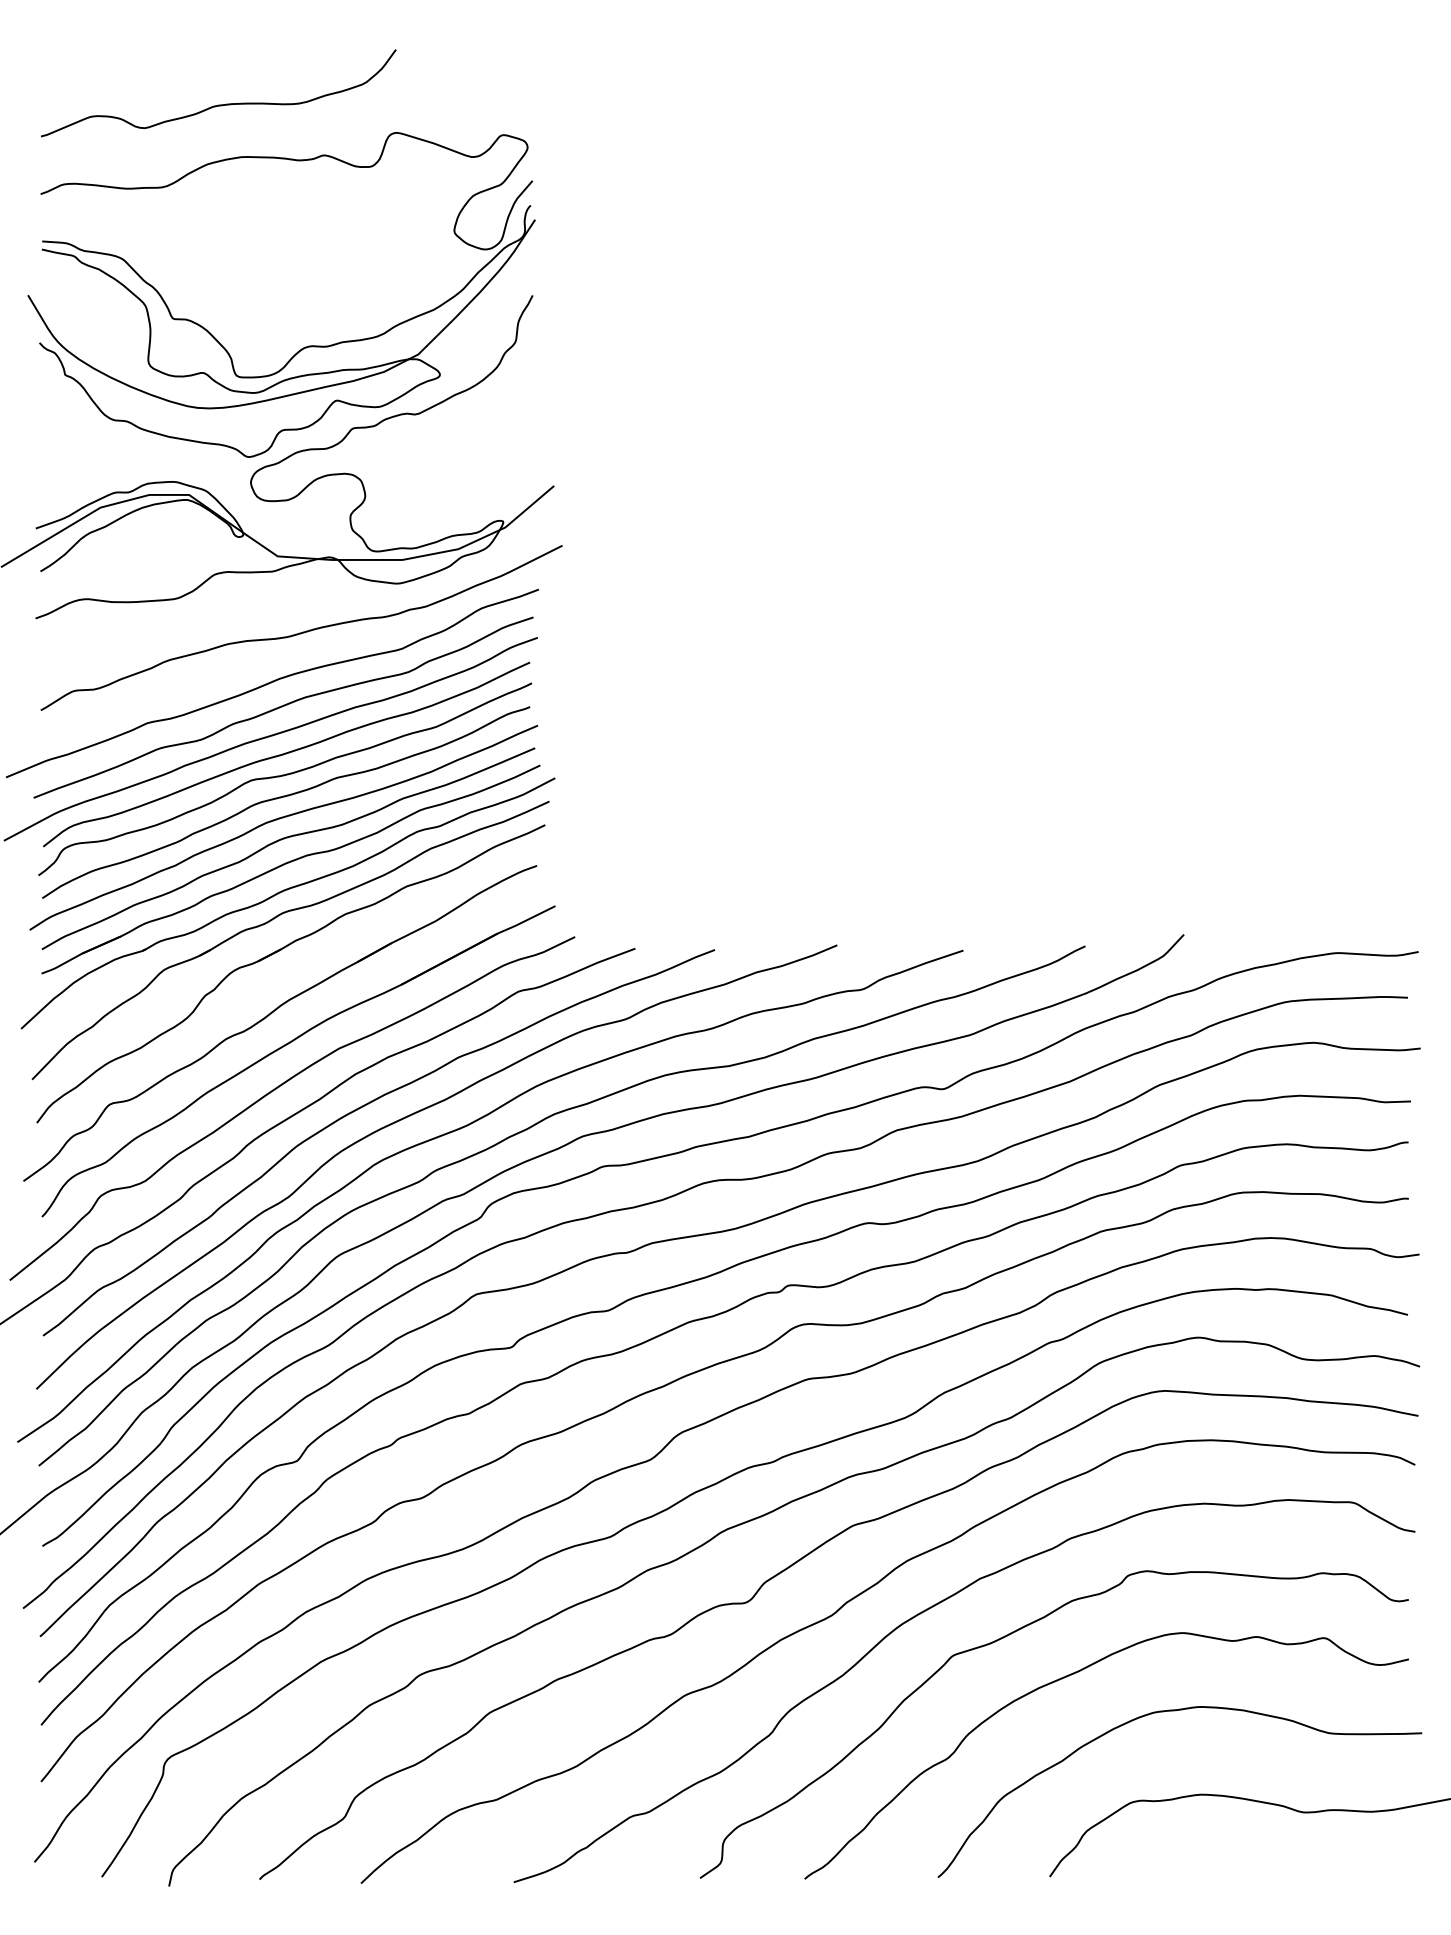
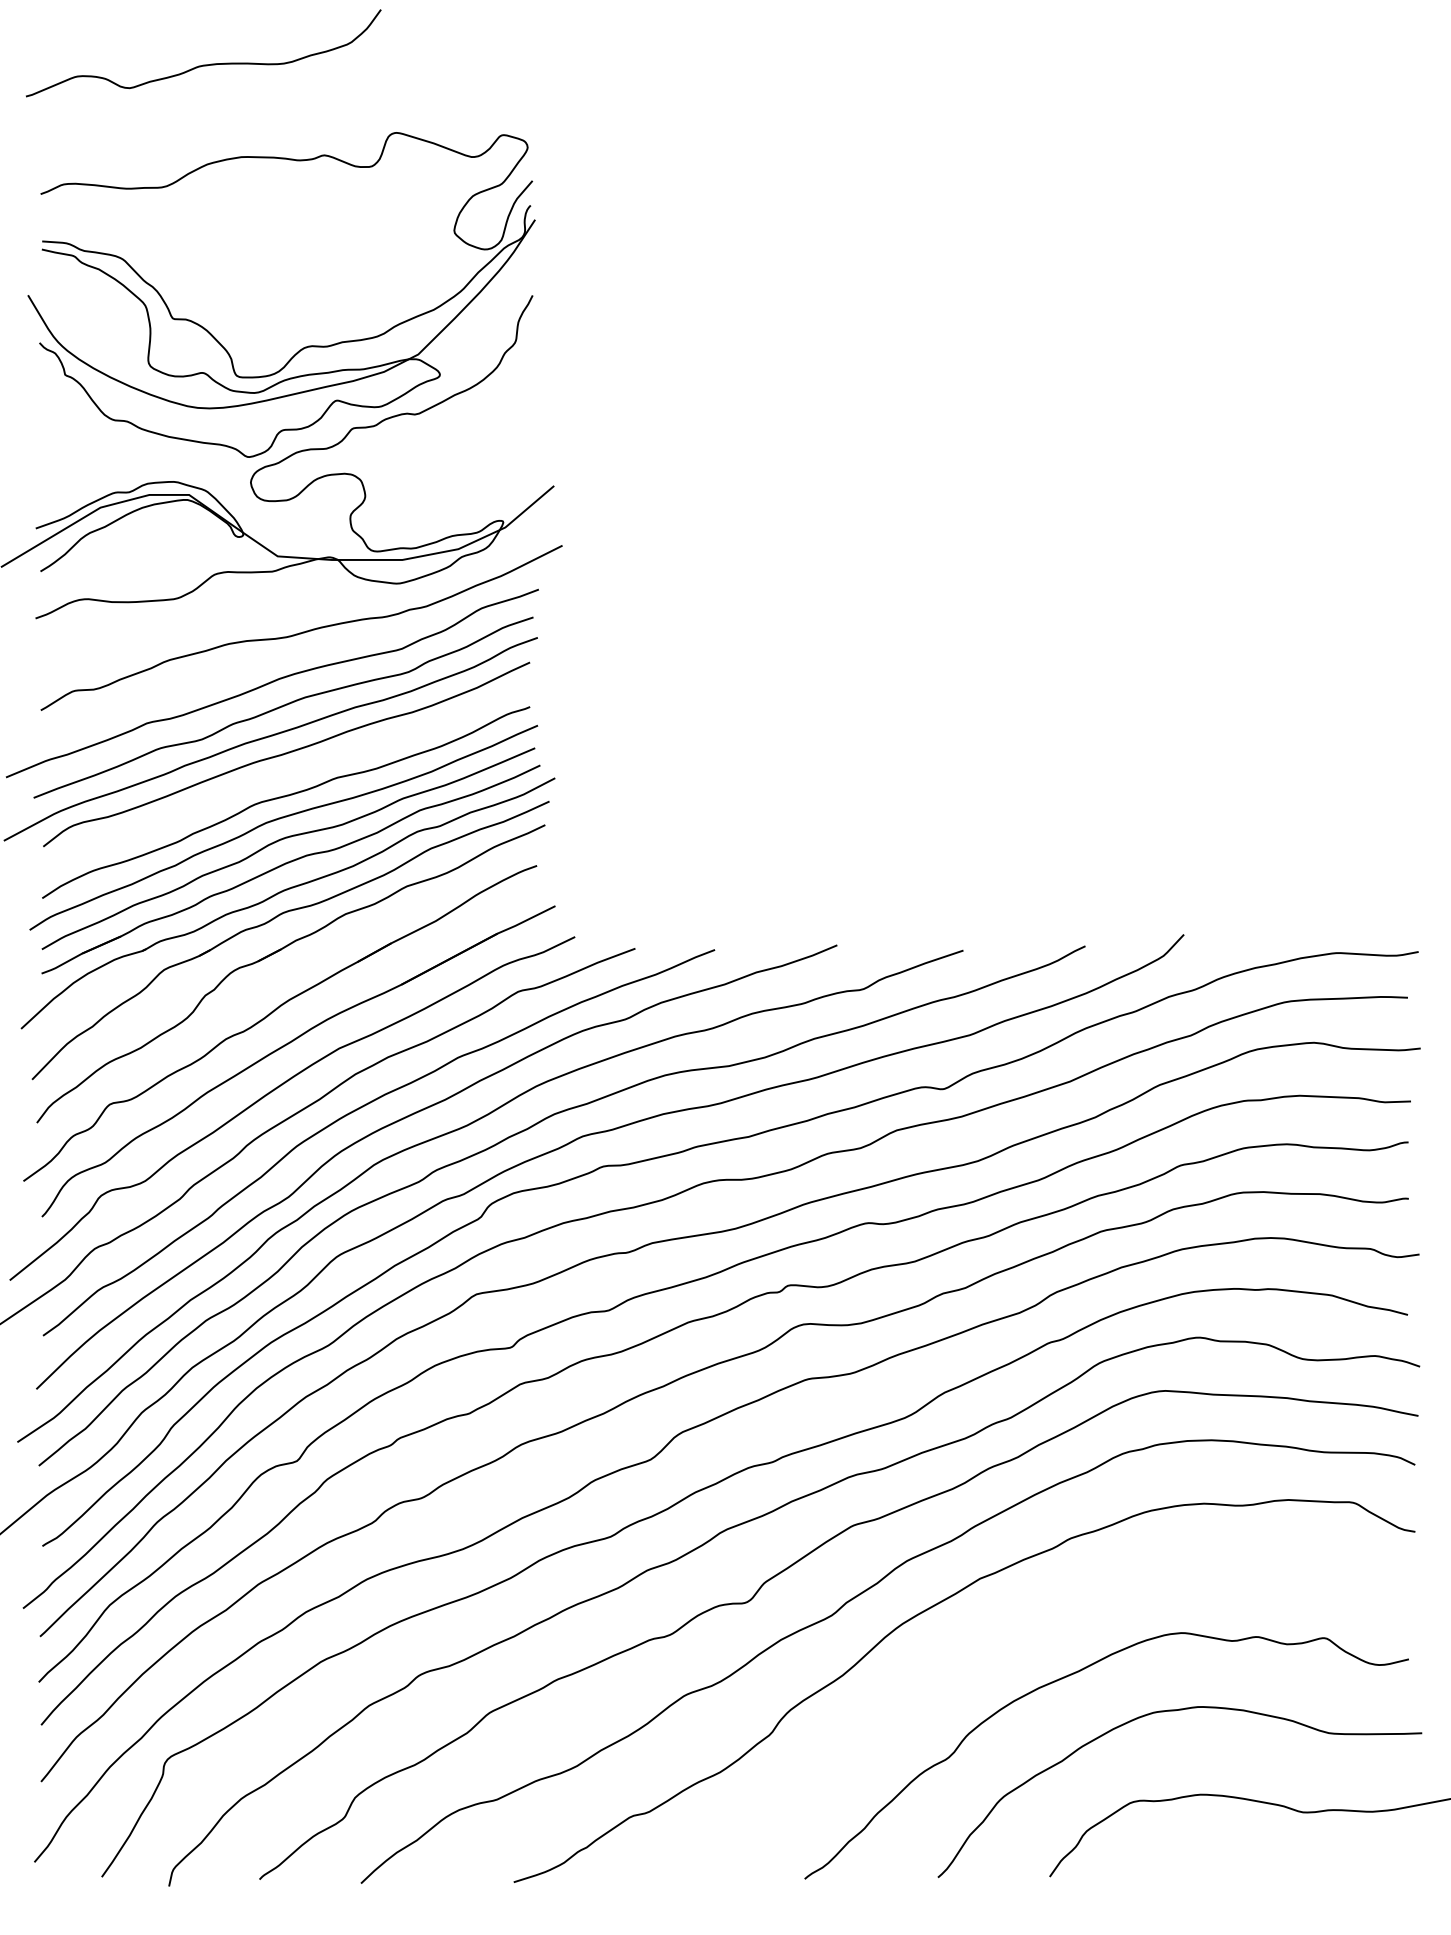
curve position: (218, 104) -> (203, 64) (203, 64)
curve: present -> none (284, 776)
curve: present -> none (1009, 1635)
